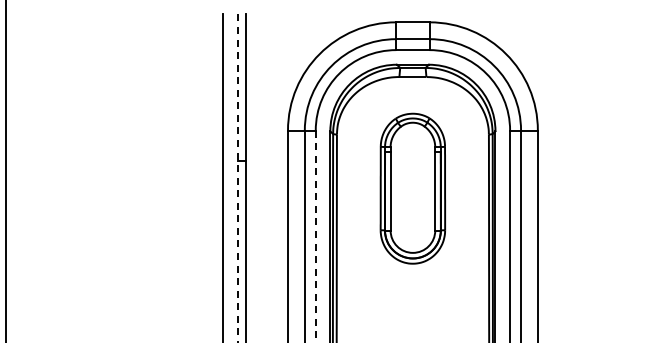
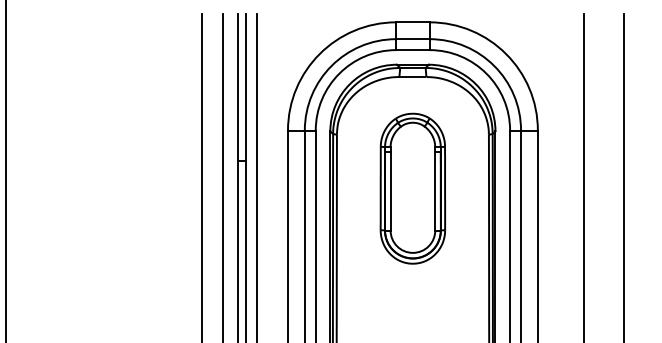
line: none -> present (202, 176)
line: none -> present (257, 176)
line: none -> present (584, 176)
line: none -> present (623, 176)
line: dashed -> solid (238, 178)
line: dashed -> solid (315, 236)
